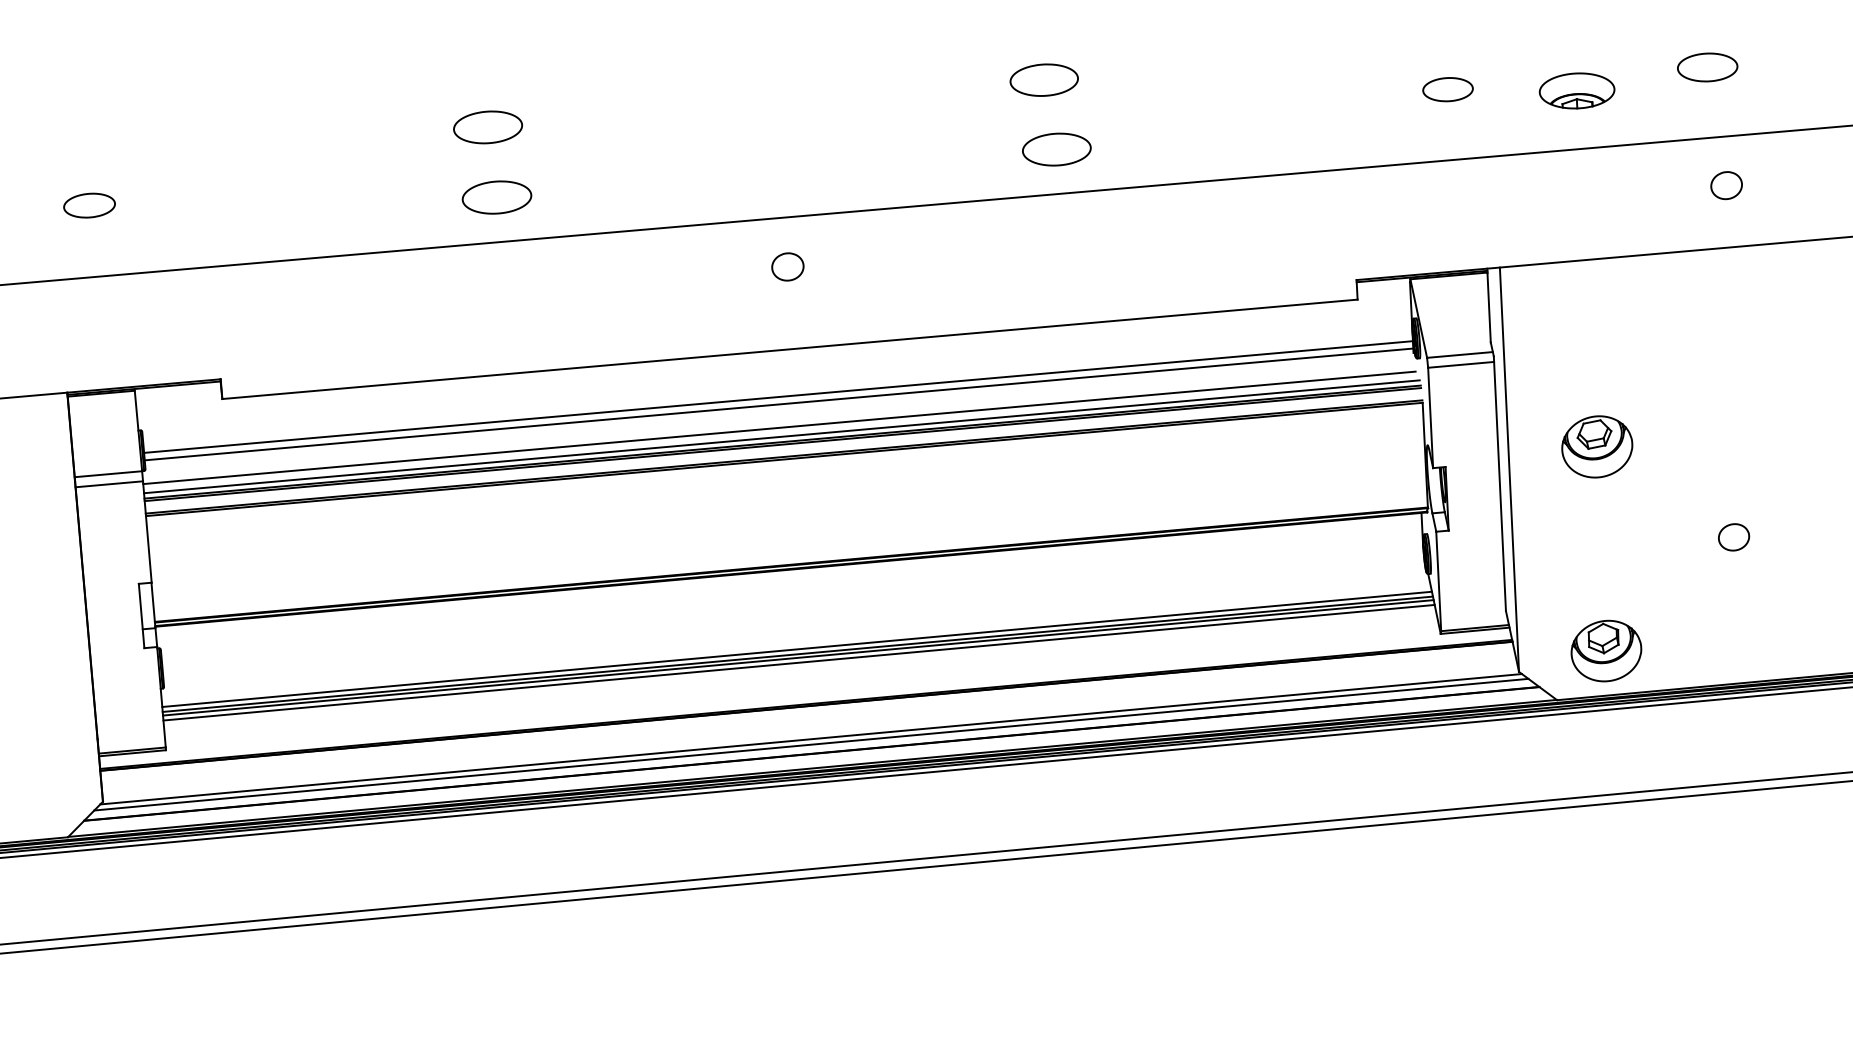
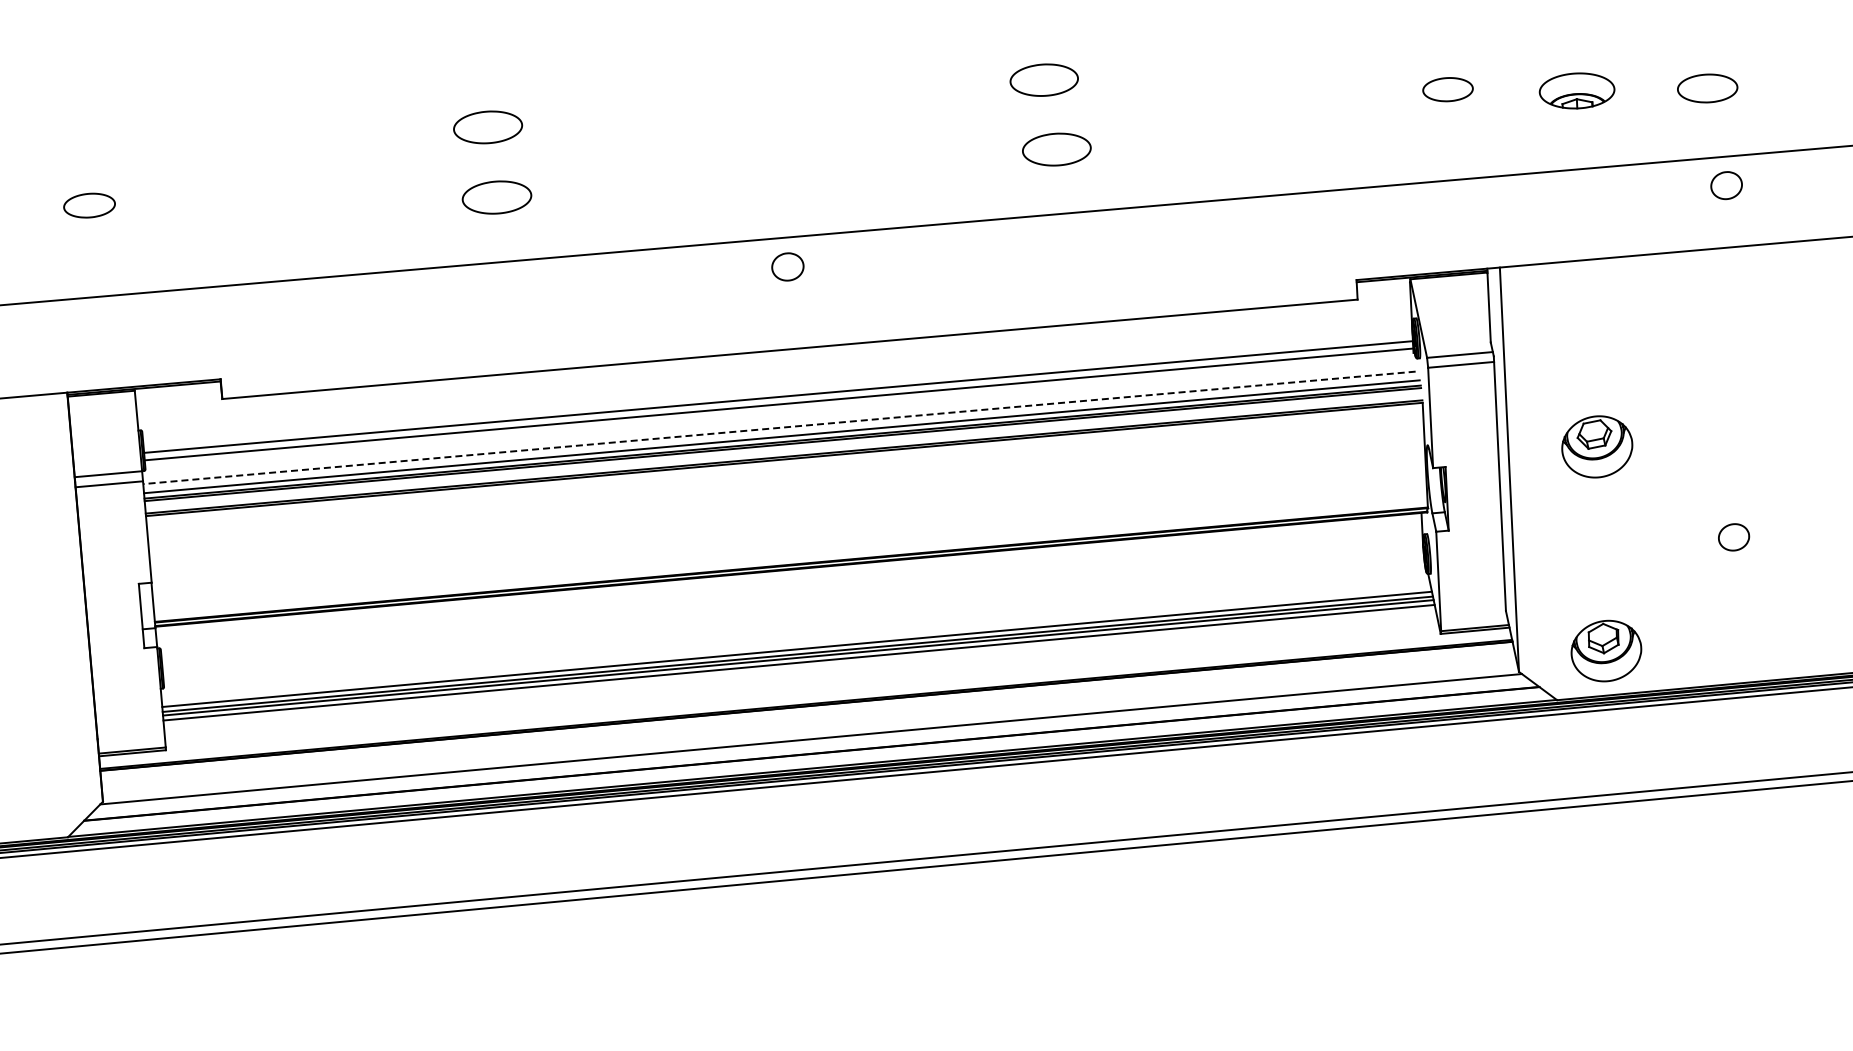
part position: (1707, 67) -> (1707, 88) (1707, 88)
line position: (925, 205) -> (925, 225) (925, 225)
line: solid -> dashed (779, 427)
line: present -> none (811, 744)
